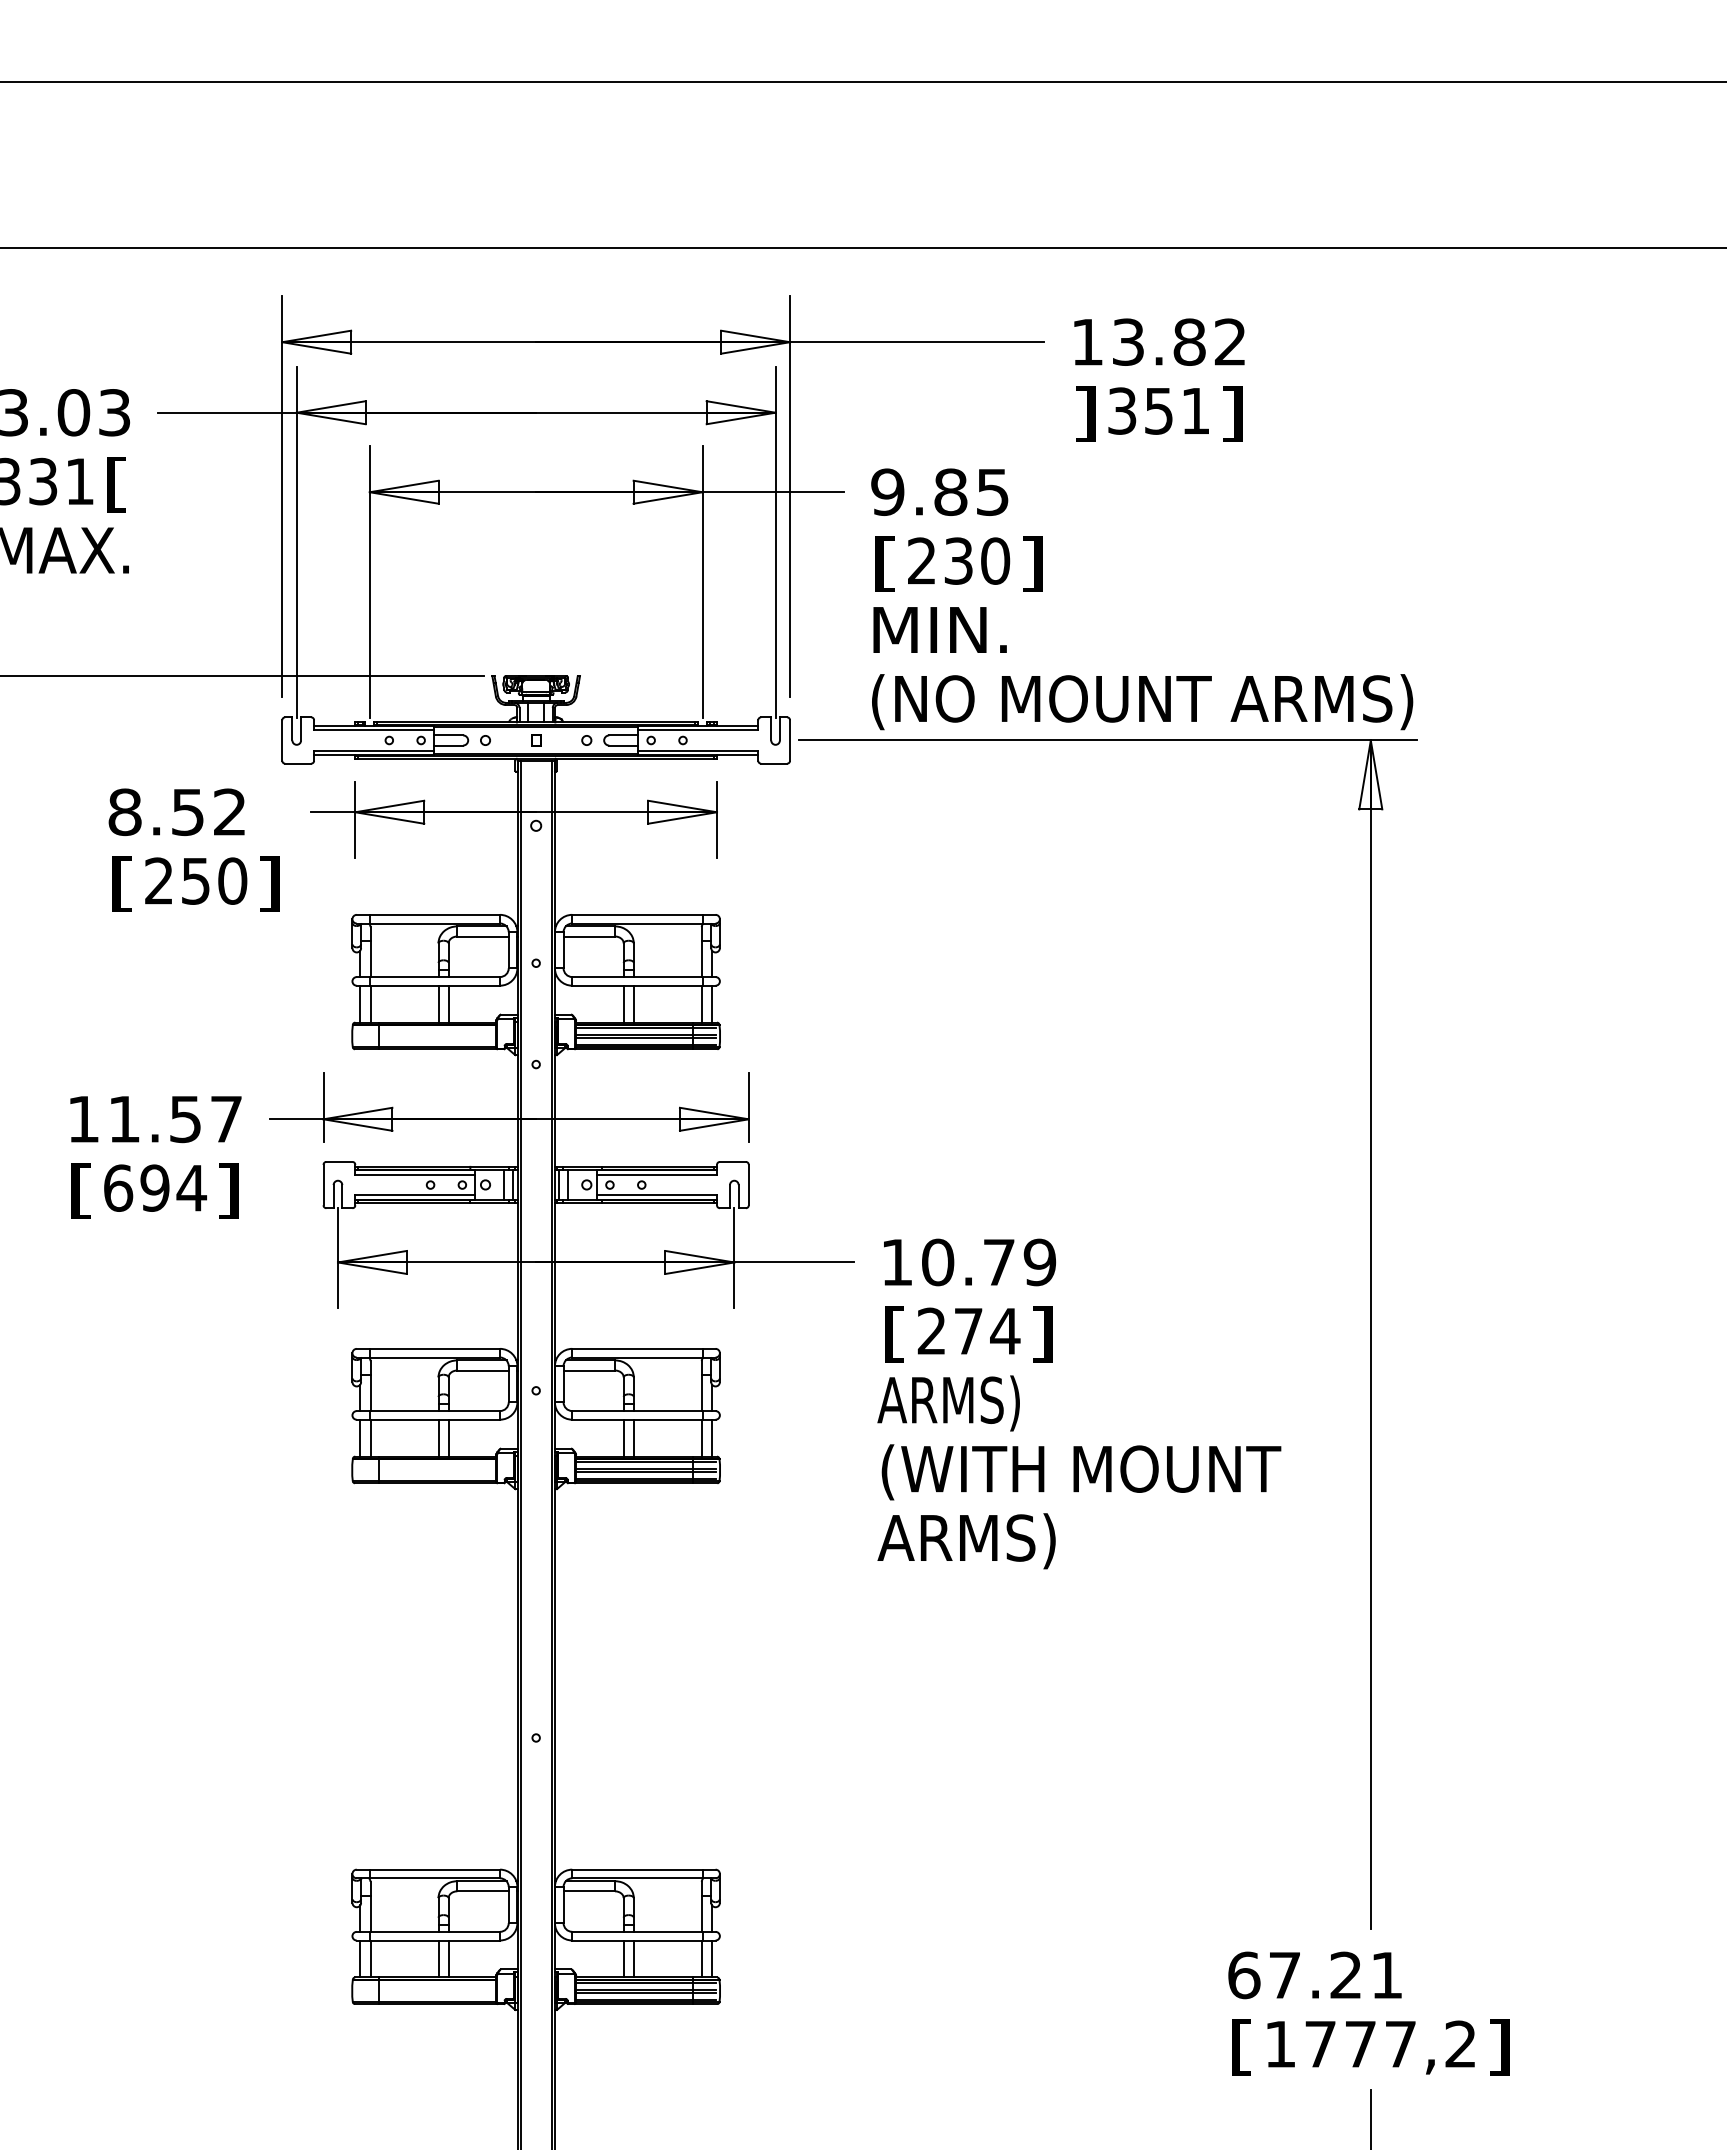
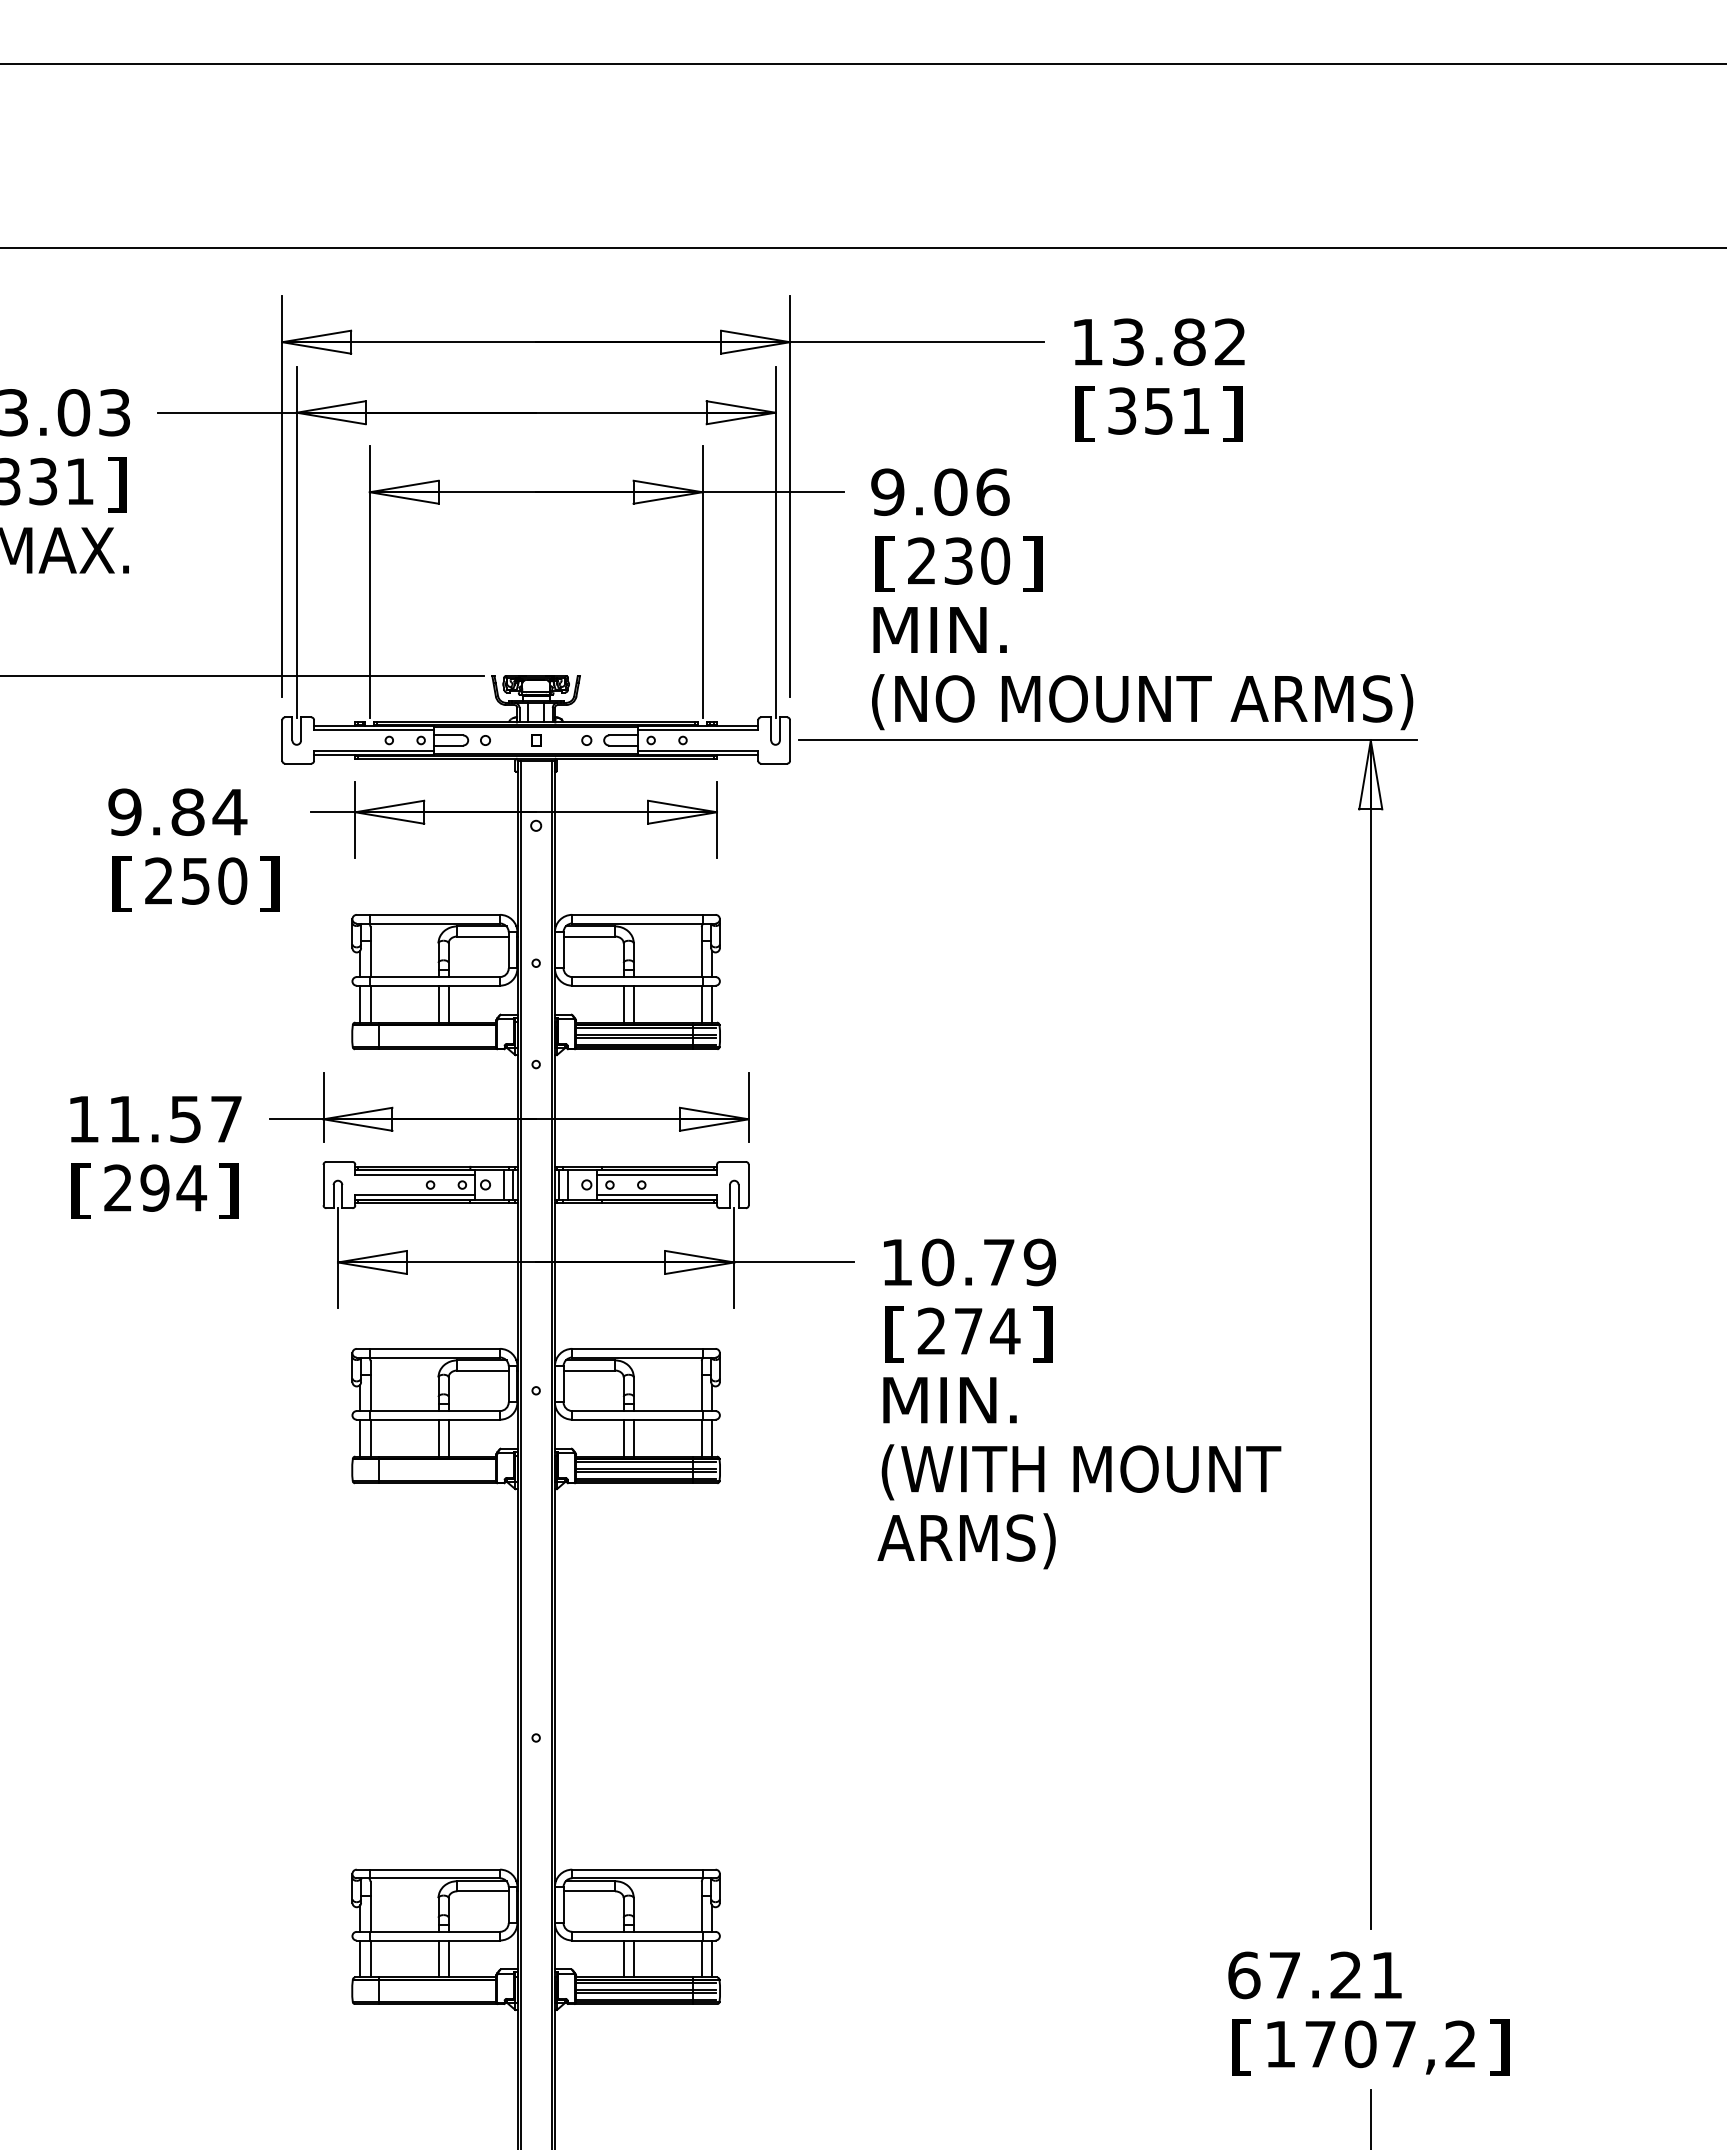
line position: (862, 82) -> (862, 64) (862, 64)
text: ] -> [ (1085, 413)
text: [ -> ] (116, 484)
text: 9.85 -> 9.06 (971, 491)
text: 8.52 -> 9.84 (177, 812)
text: 694 -> 294 (118, 1187)
text: ARMS) -> MIN. (948, 1403)
text: 1777,2 -> 1707,2 (1360, 2044)
